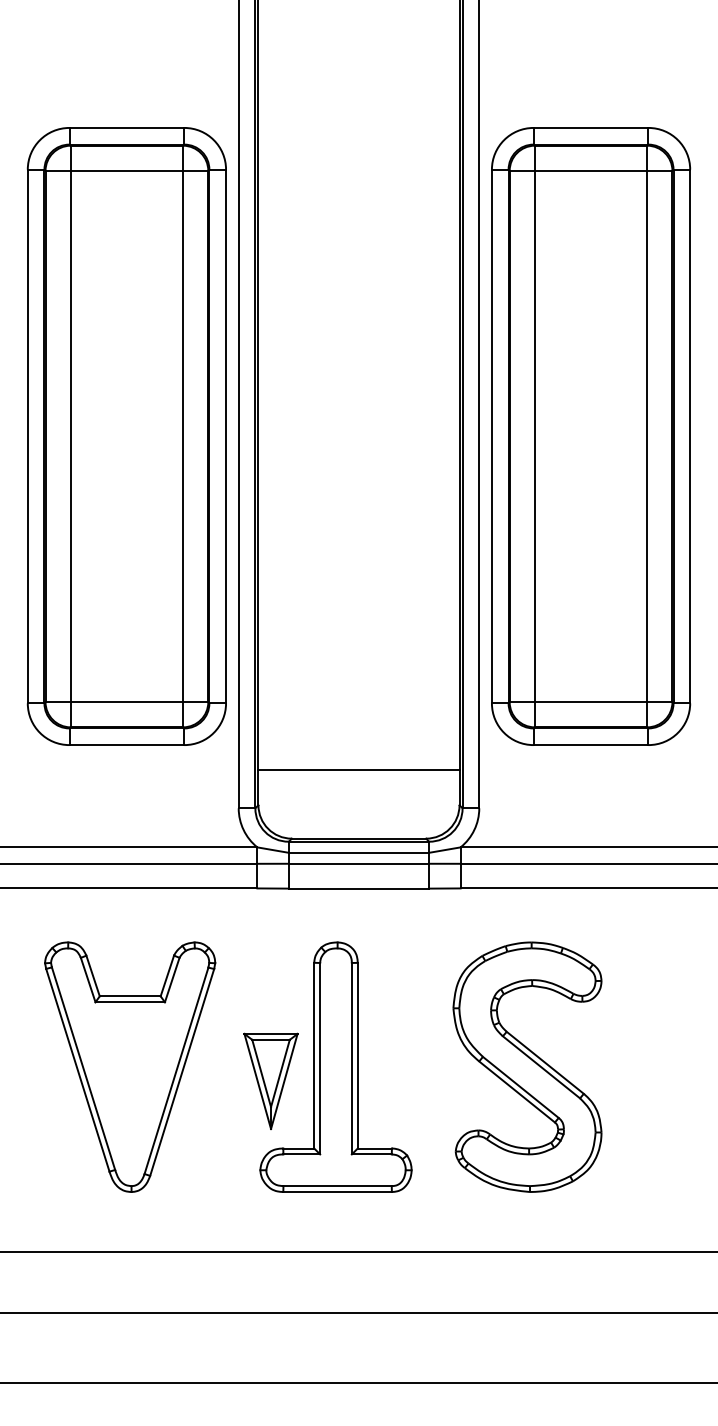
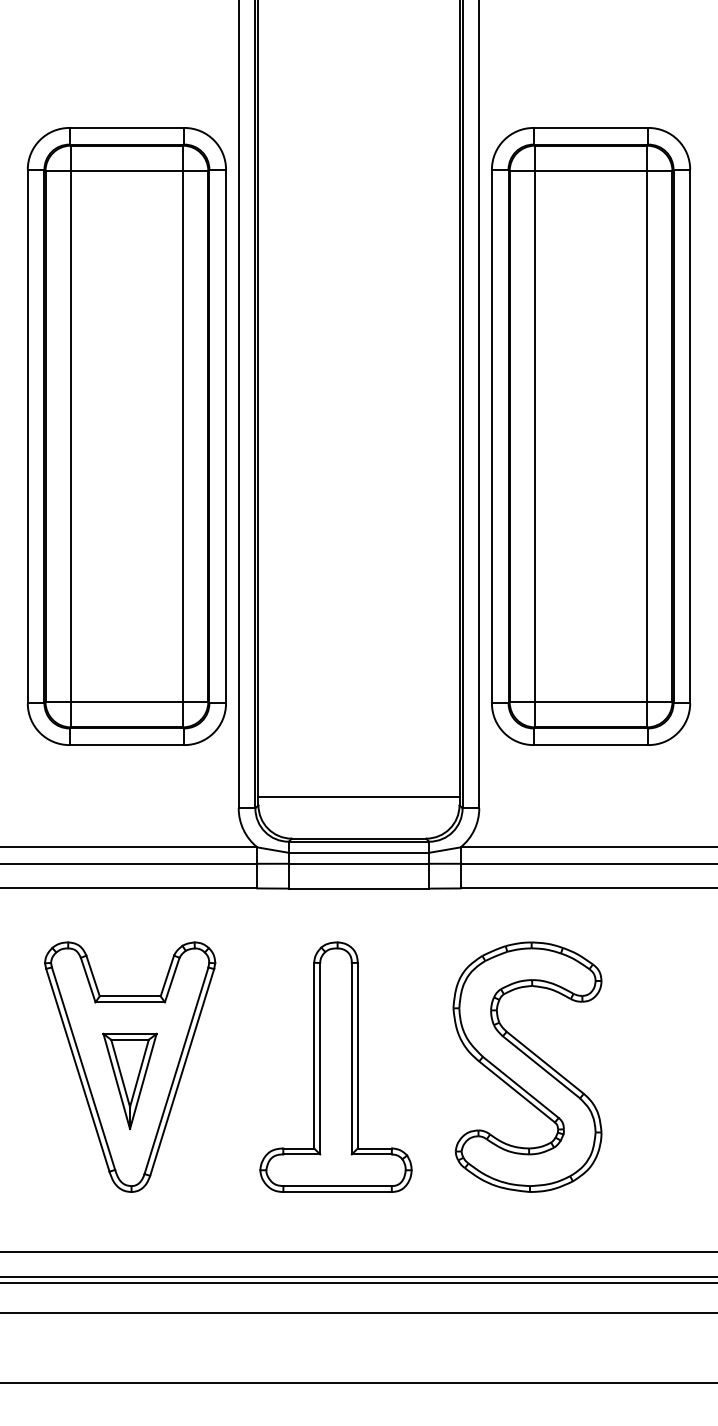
line position: (358, 769) -> (358, 796) (358, 796)
part position: (270, 1080) -> (129, 1080) (129, 1080)
line: none -> present (358, 1277)
line: none -> present (358, 1282)
